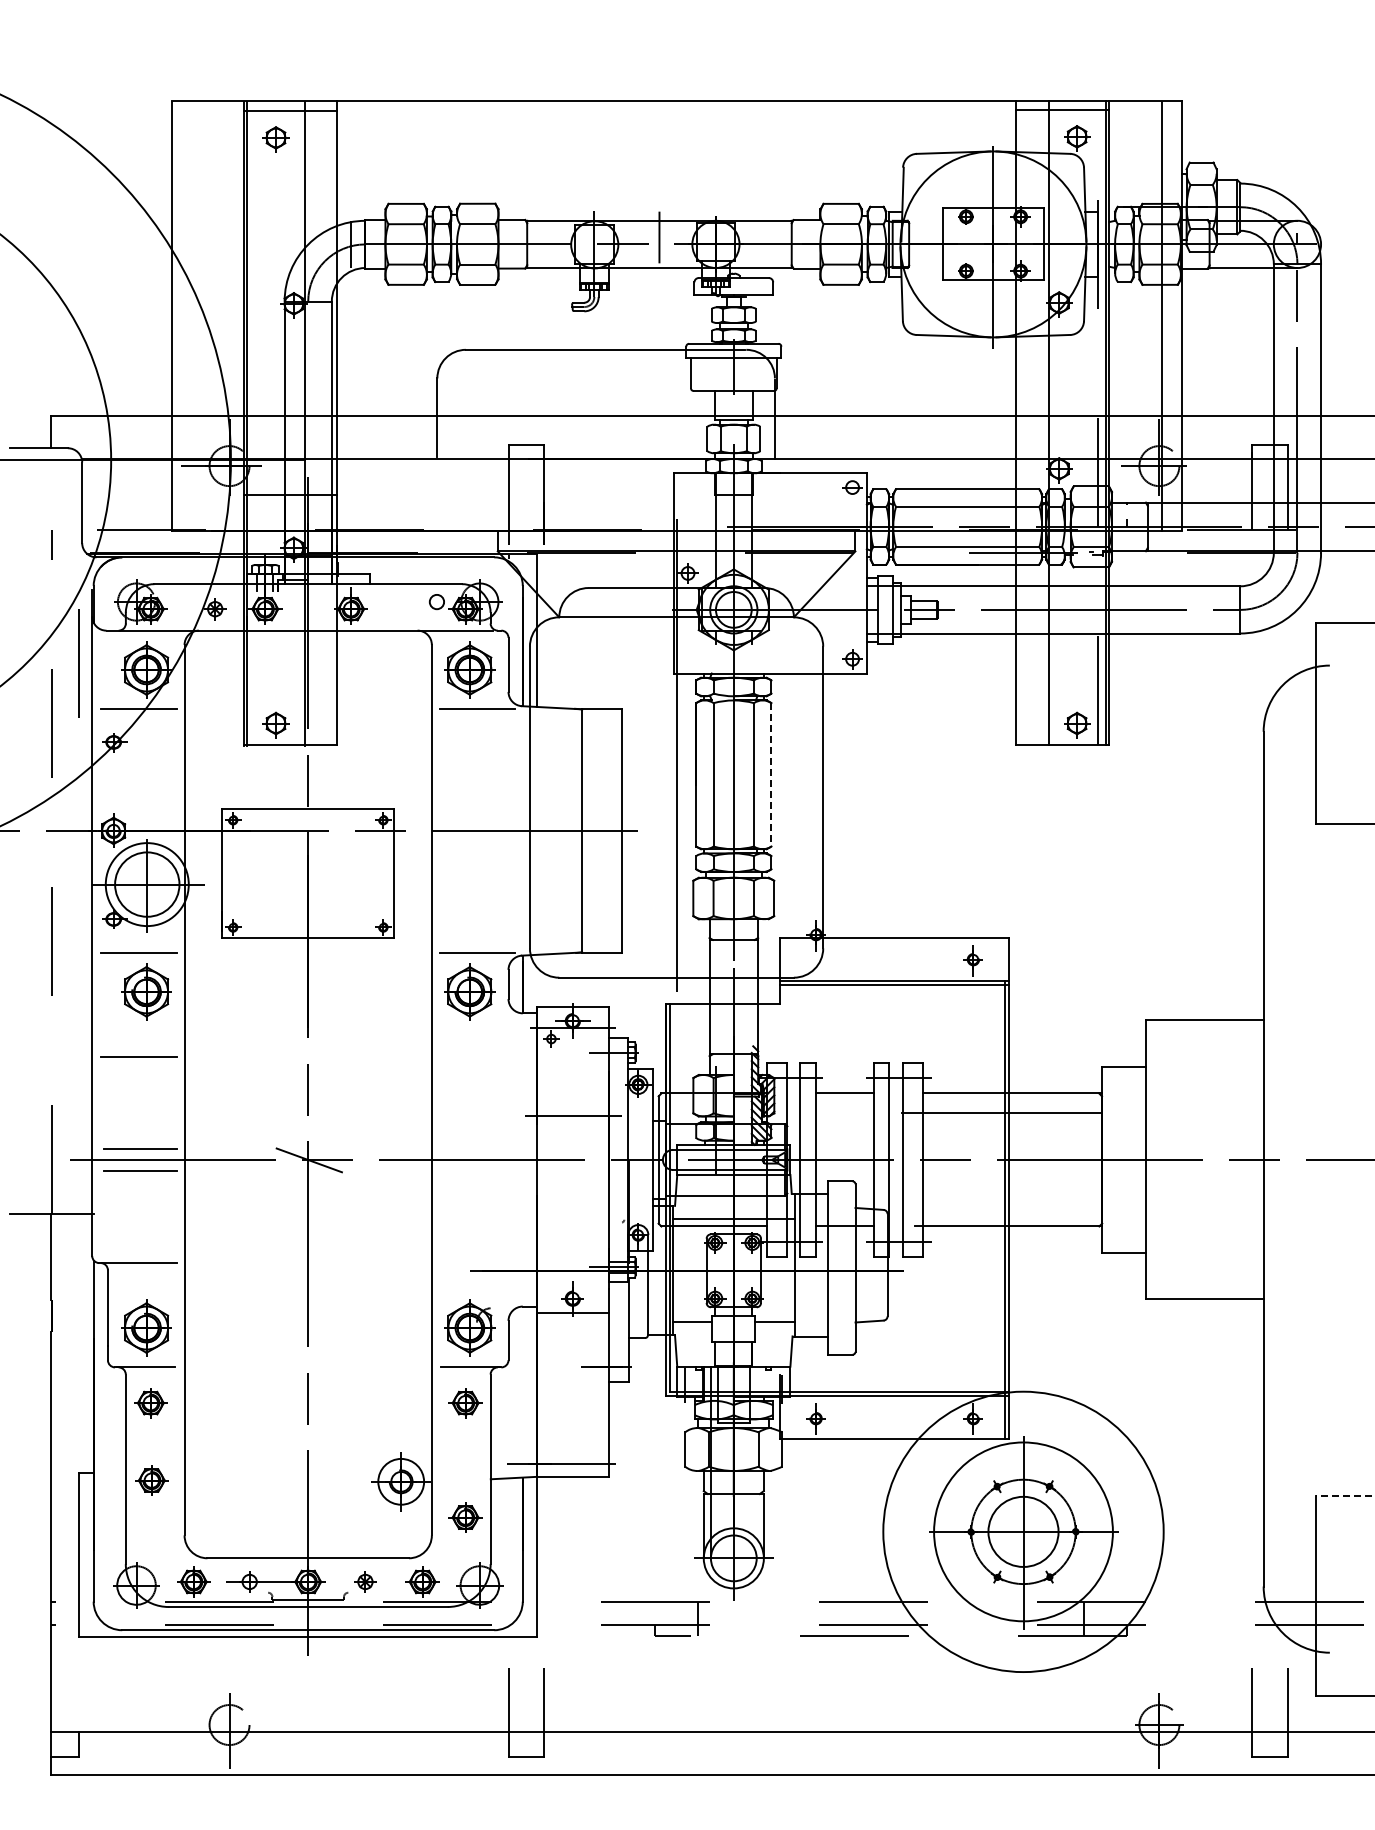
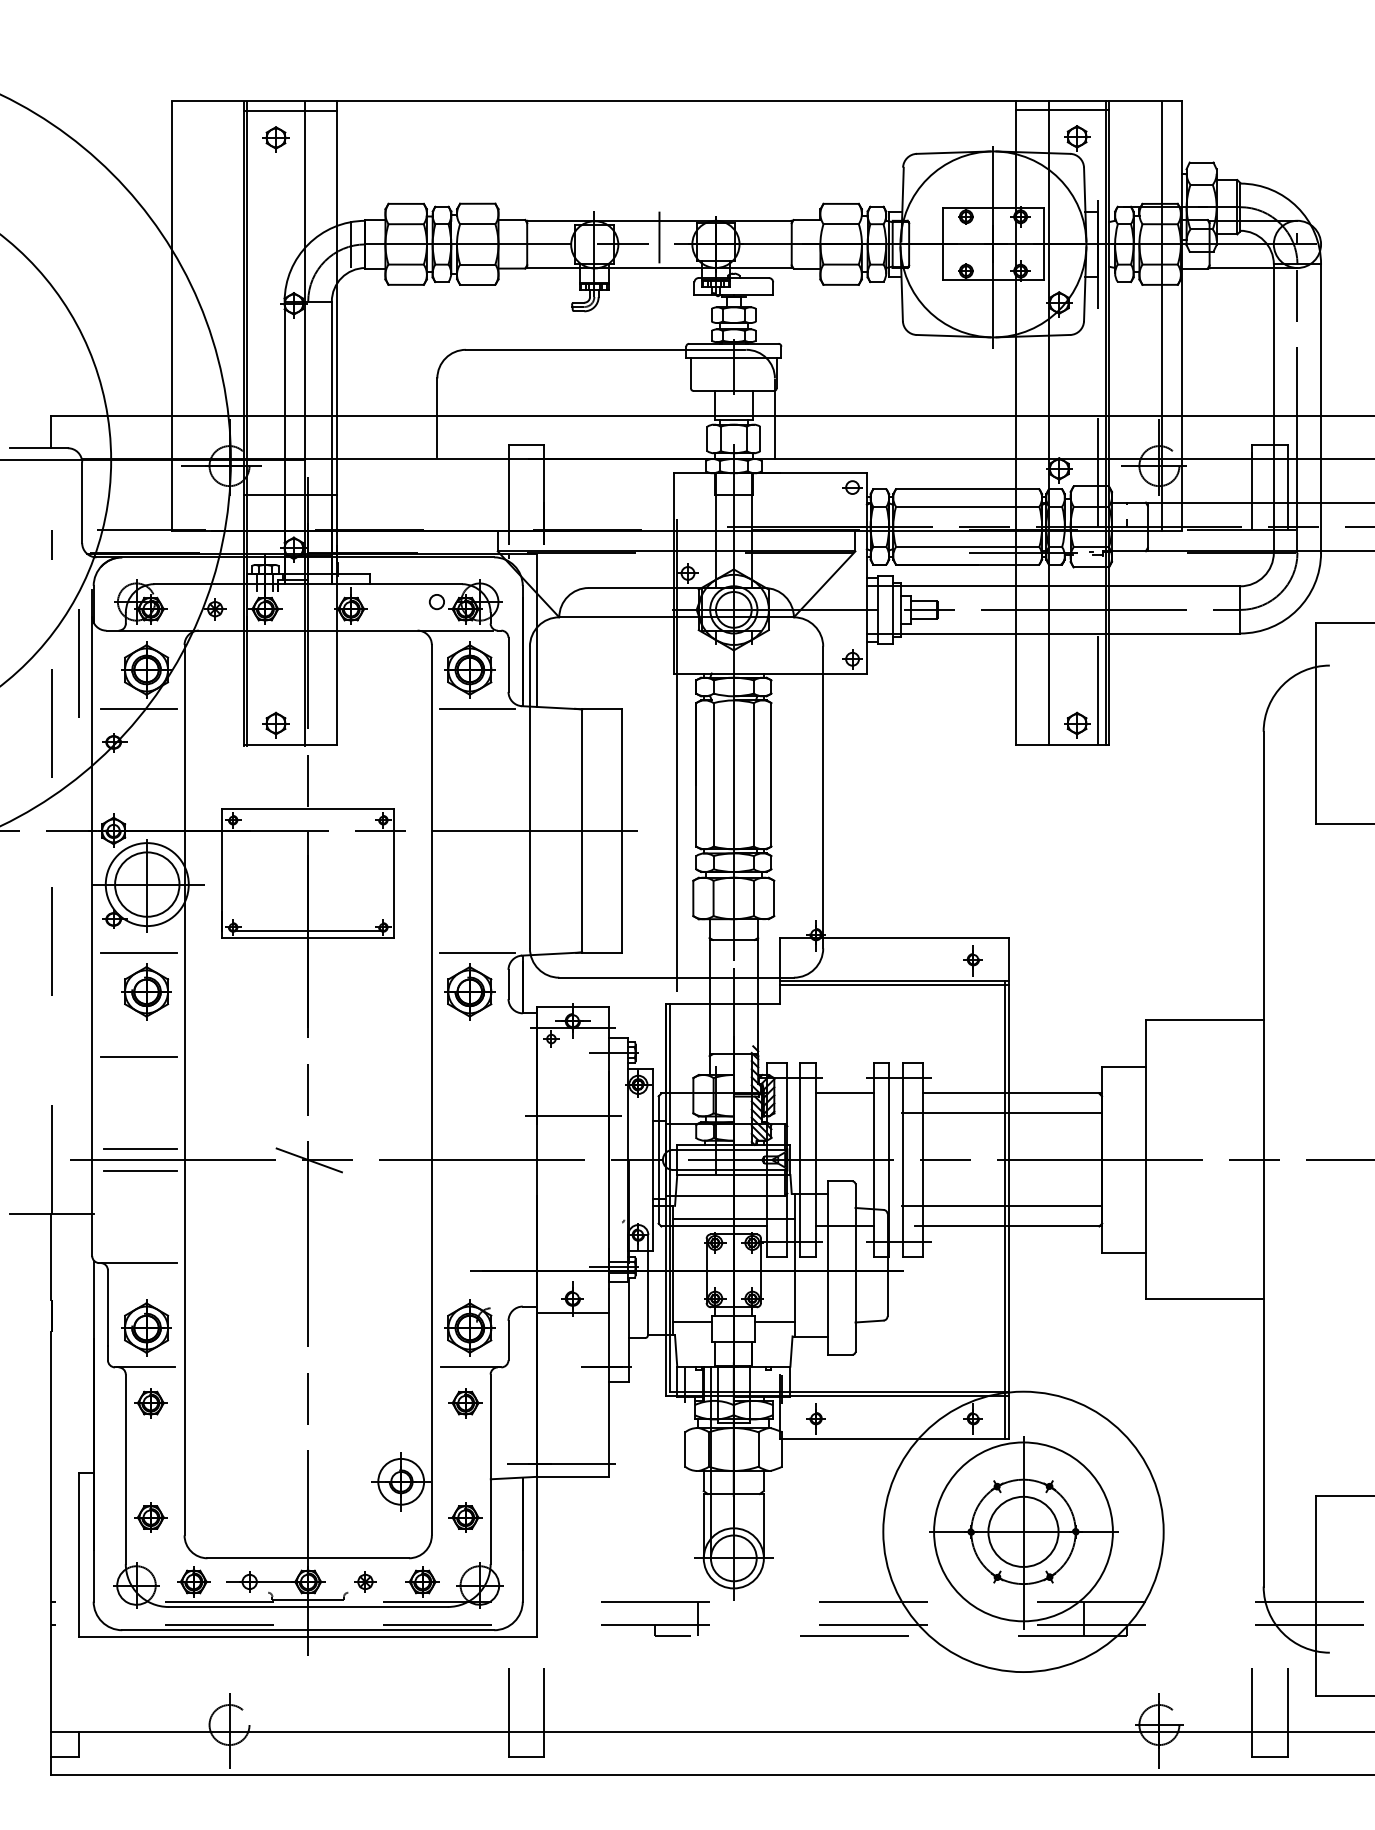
line: dashed -> solid (771, 774)
line: none -> present (308, 931)
line: none -> present (1001, 1206)
part position: (151, 1480) -> (150, 1517) (150, 1517)
line: dashed -> solid (1344, 1496)
